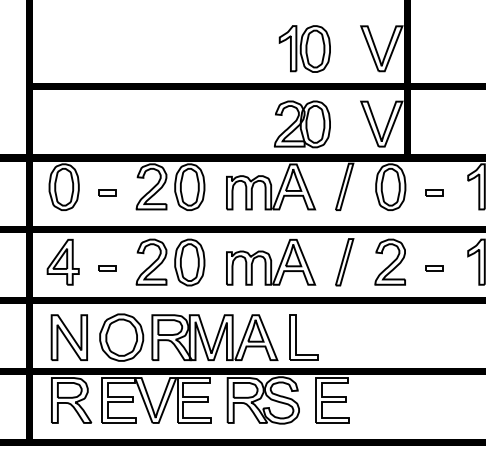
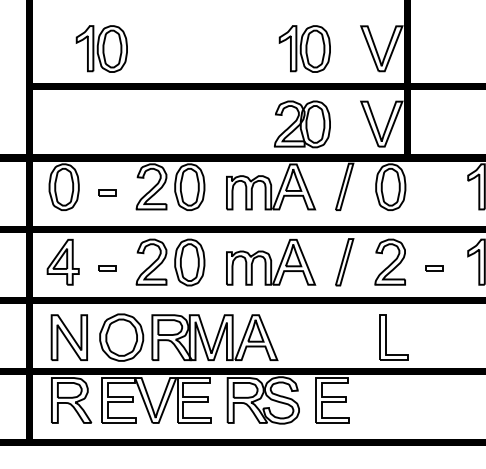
part: none -> present (101, 48)
part: present -> none (434, 192)
part position: (296, 337) -> (386, 337) (386, 337)
